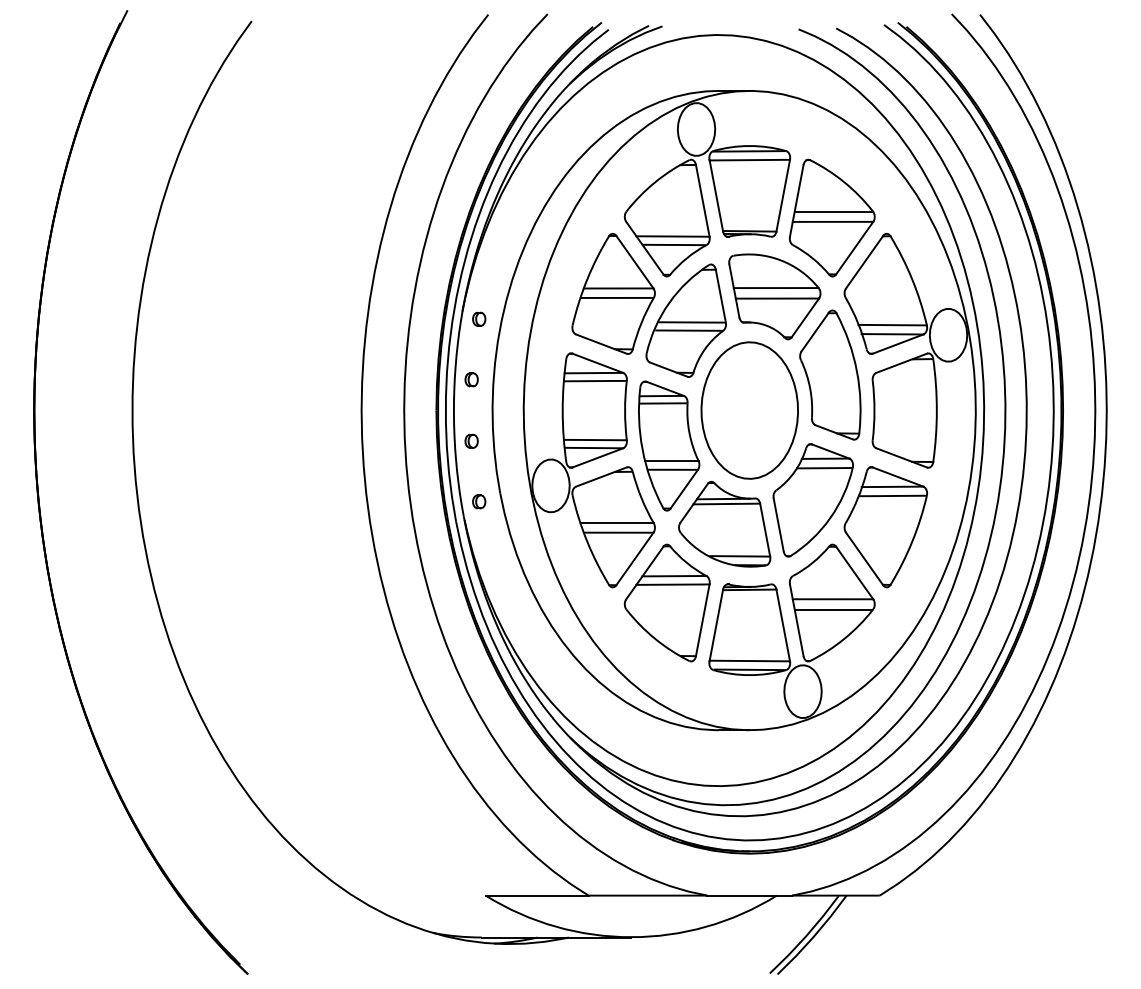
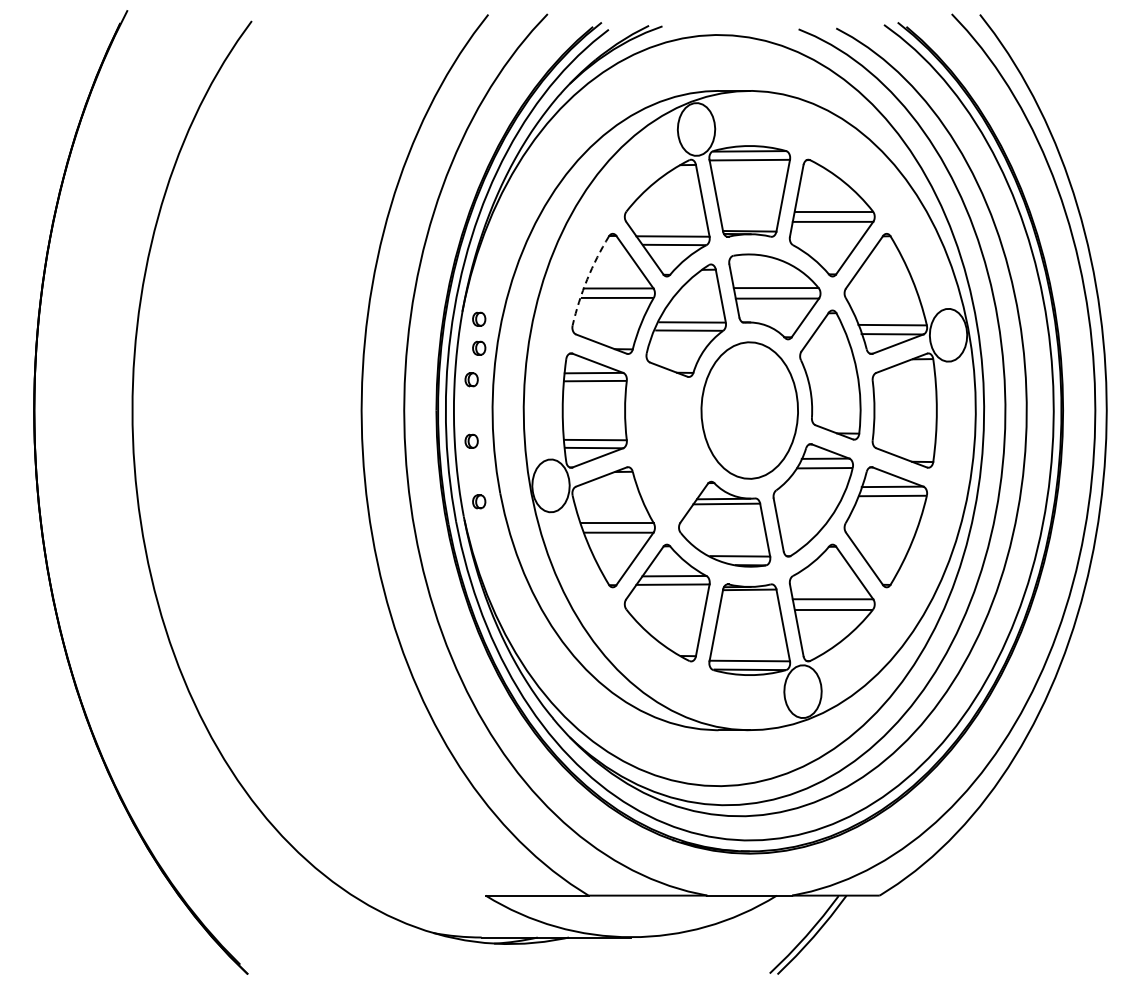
arc: solid -> dashed (587, 279)
part: none -> present (479, 347)
part: present -> none (669, 445)
